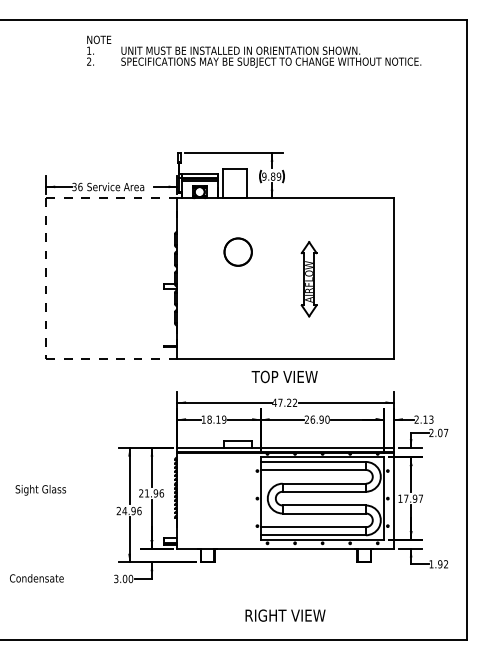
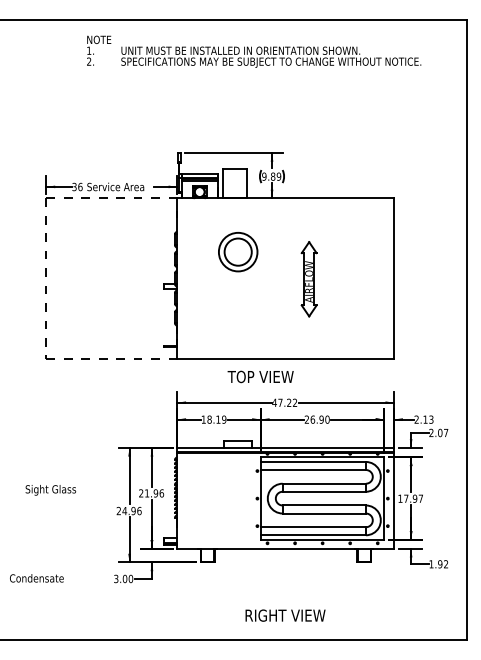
circle diameter: 28 px -> 39 px (237, 251)
text position: (284, 376) -> (260, 376) (260, 376)
text position: (40, 490) -> (50, 490) (50, 490)
